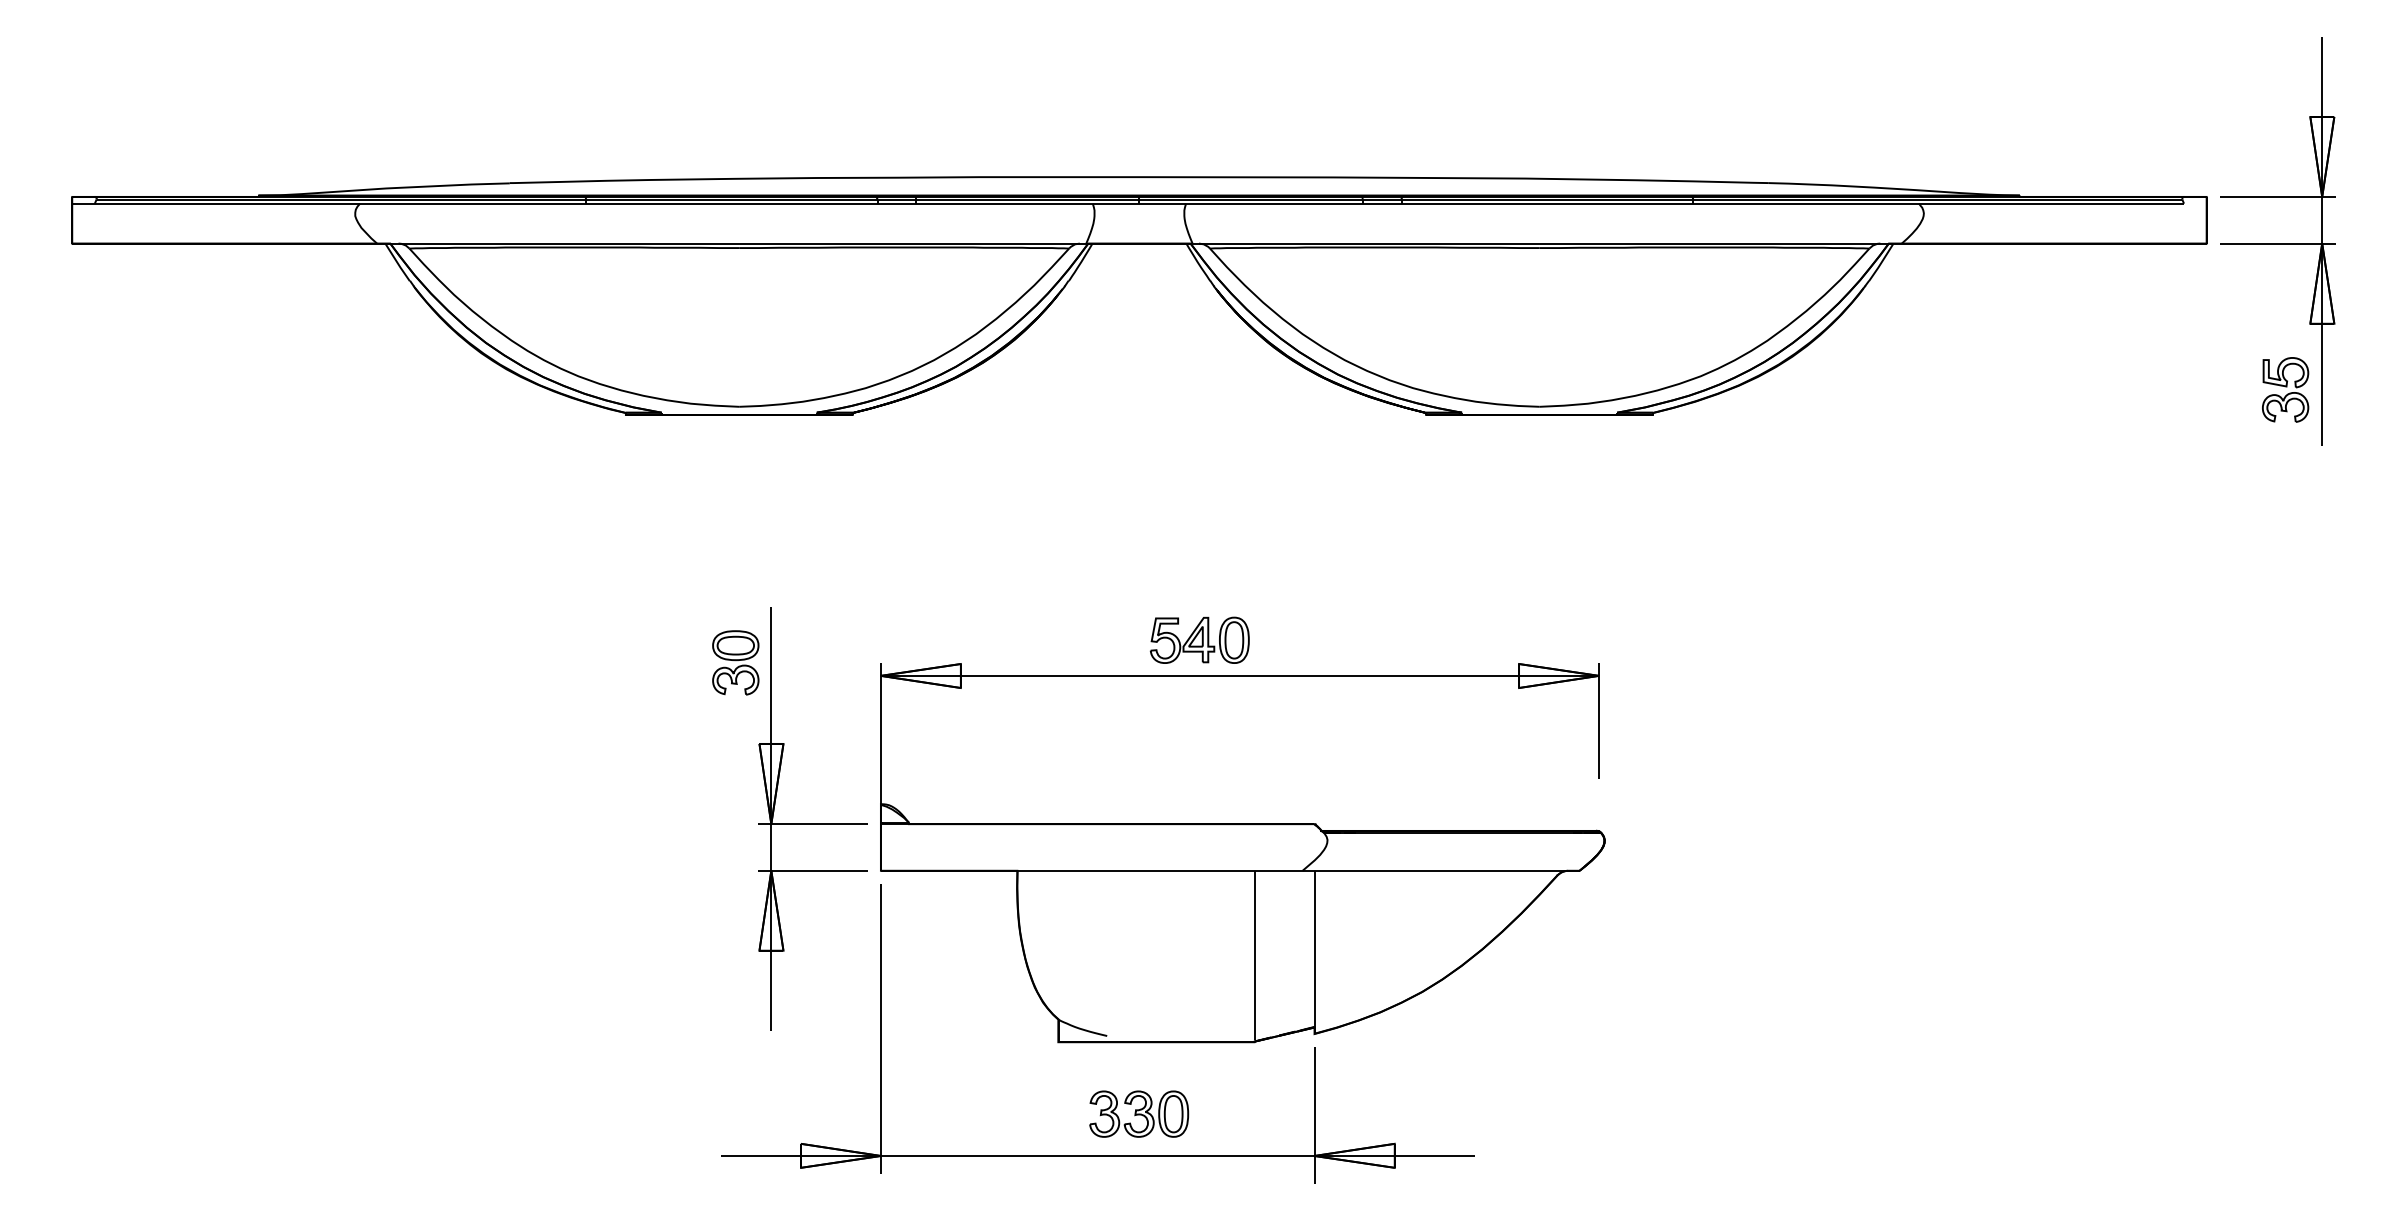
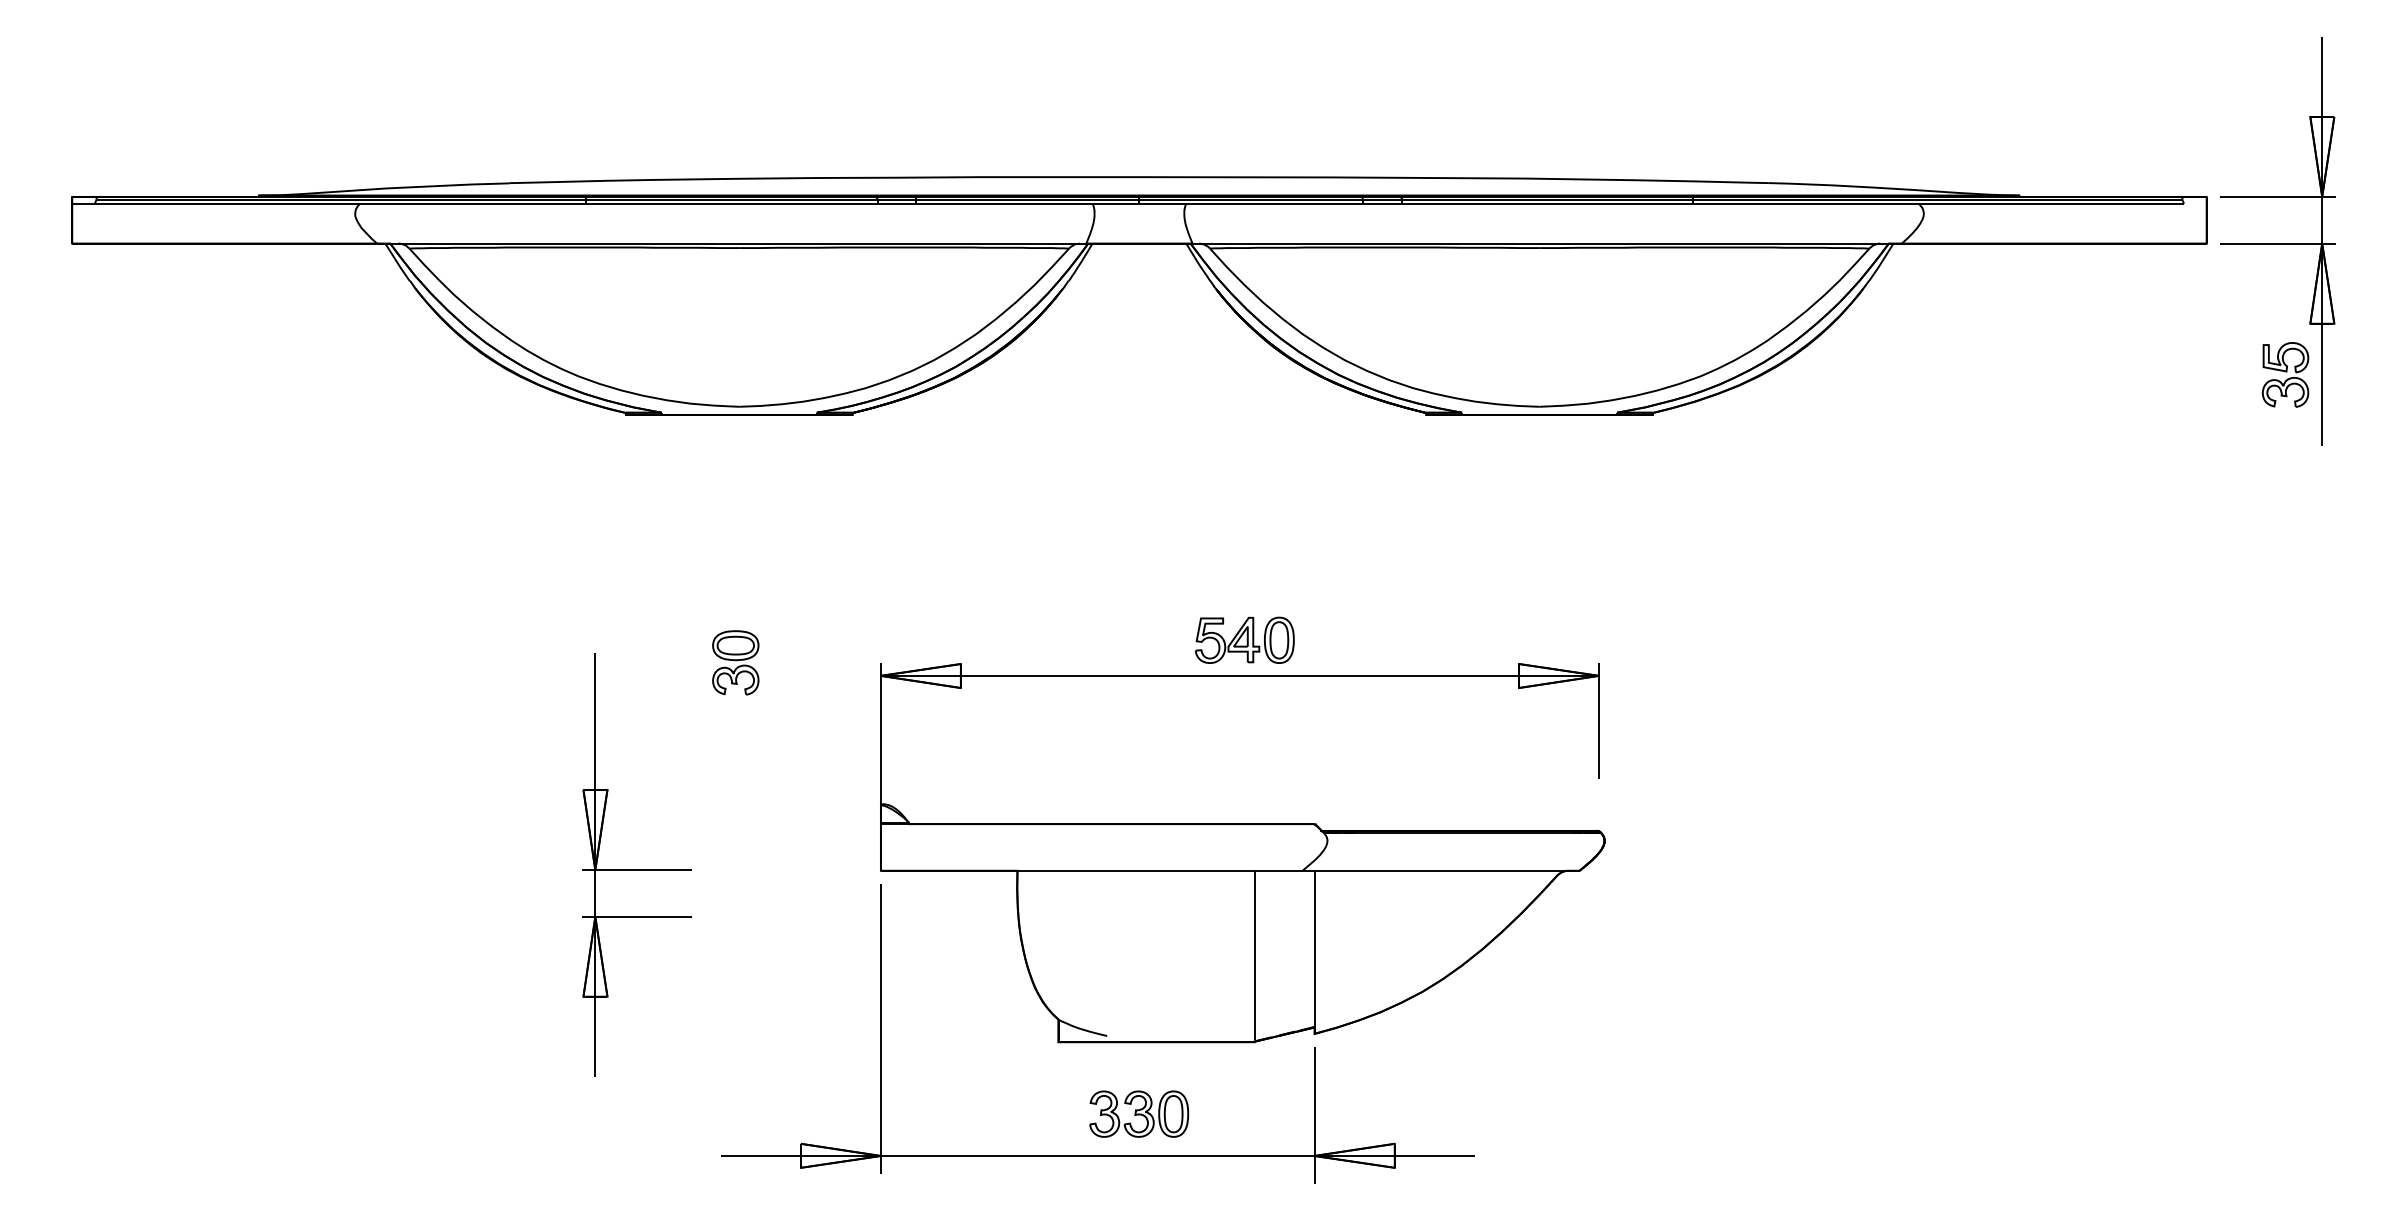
part position: (2285, 389) -> (2285, 374) (2285, 374)
part position: (1199, 639) -> (1244, 639) (1244, 639)
part position: (812, 818) -> (636, 864) (636, 864)
